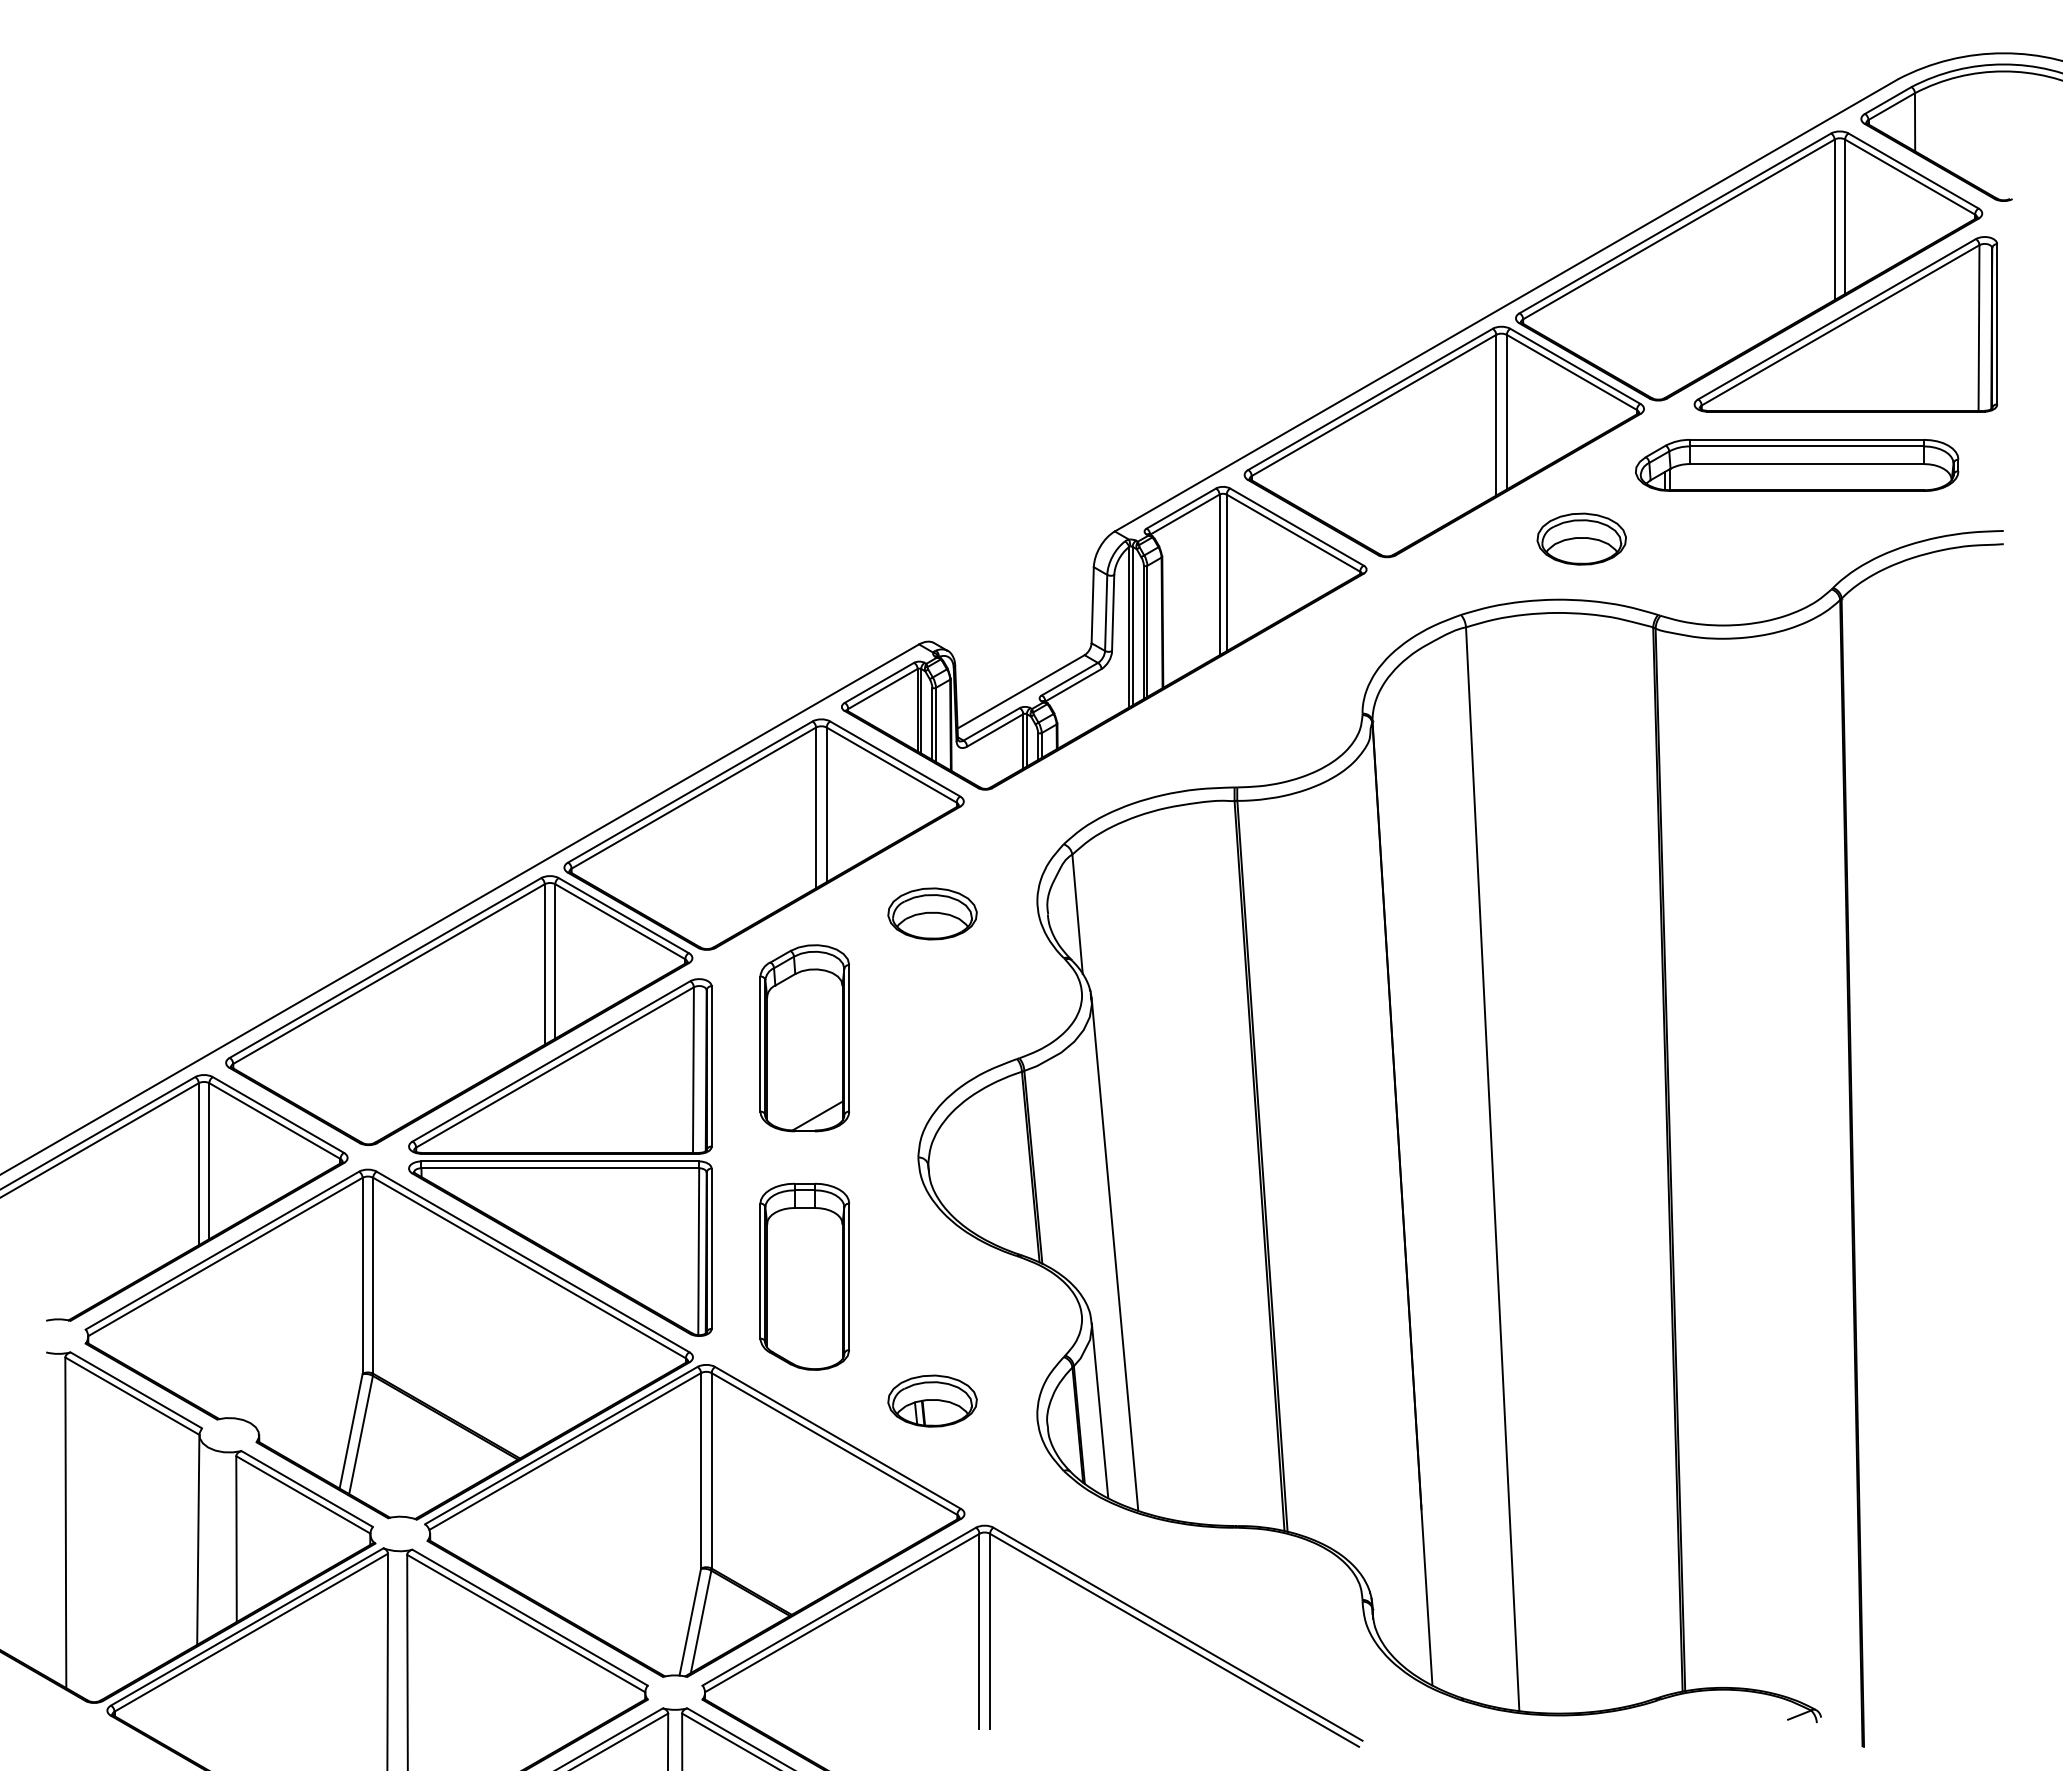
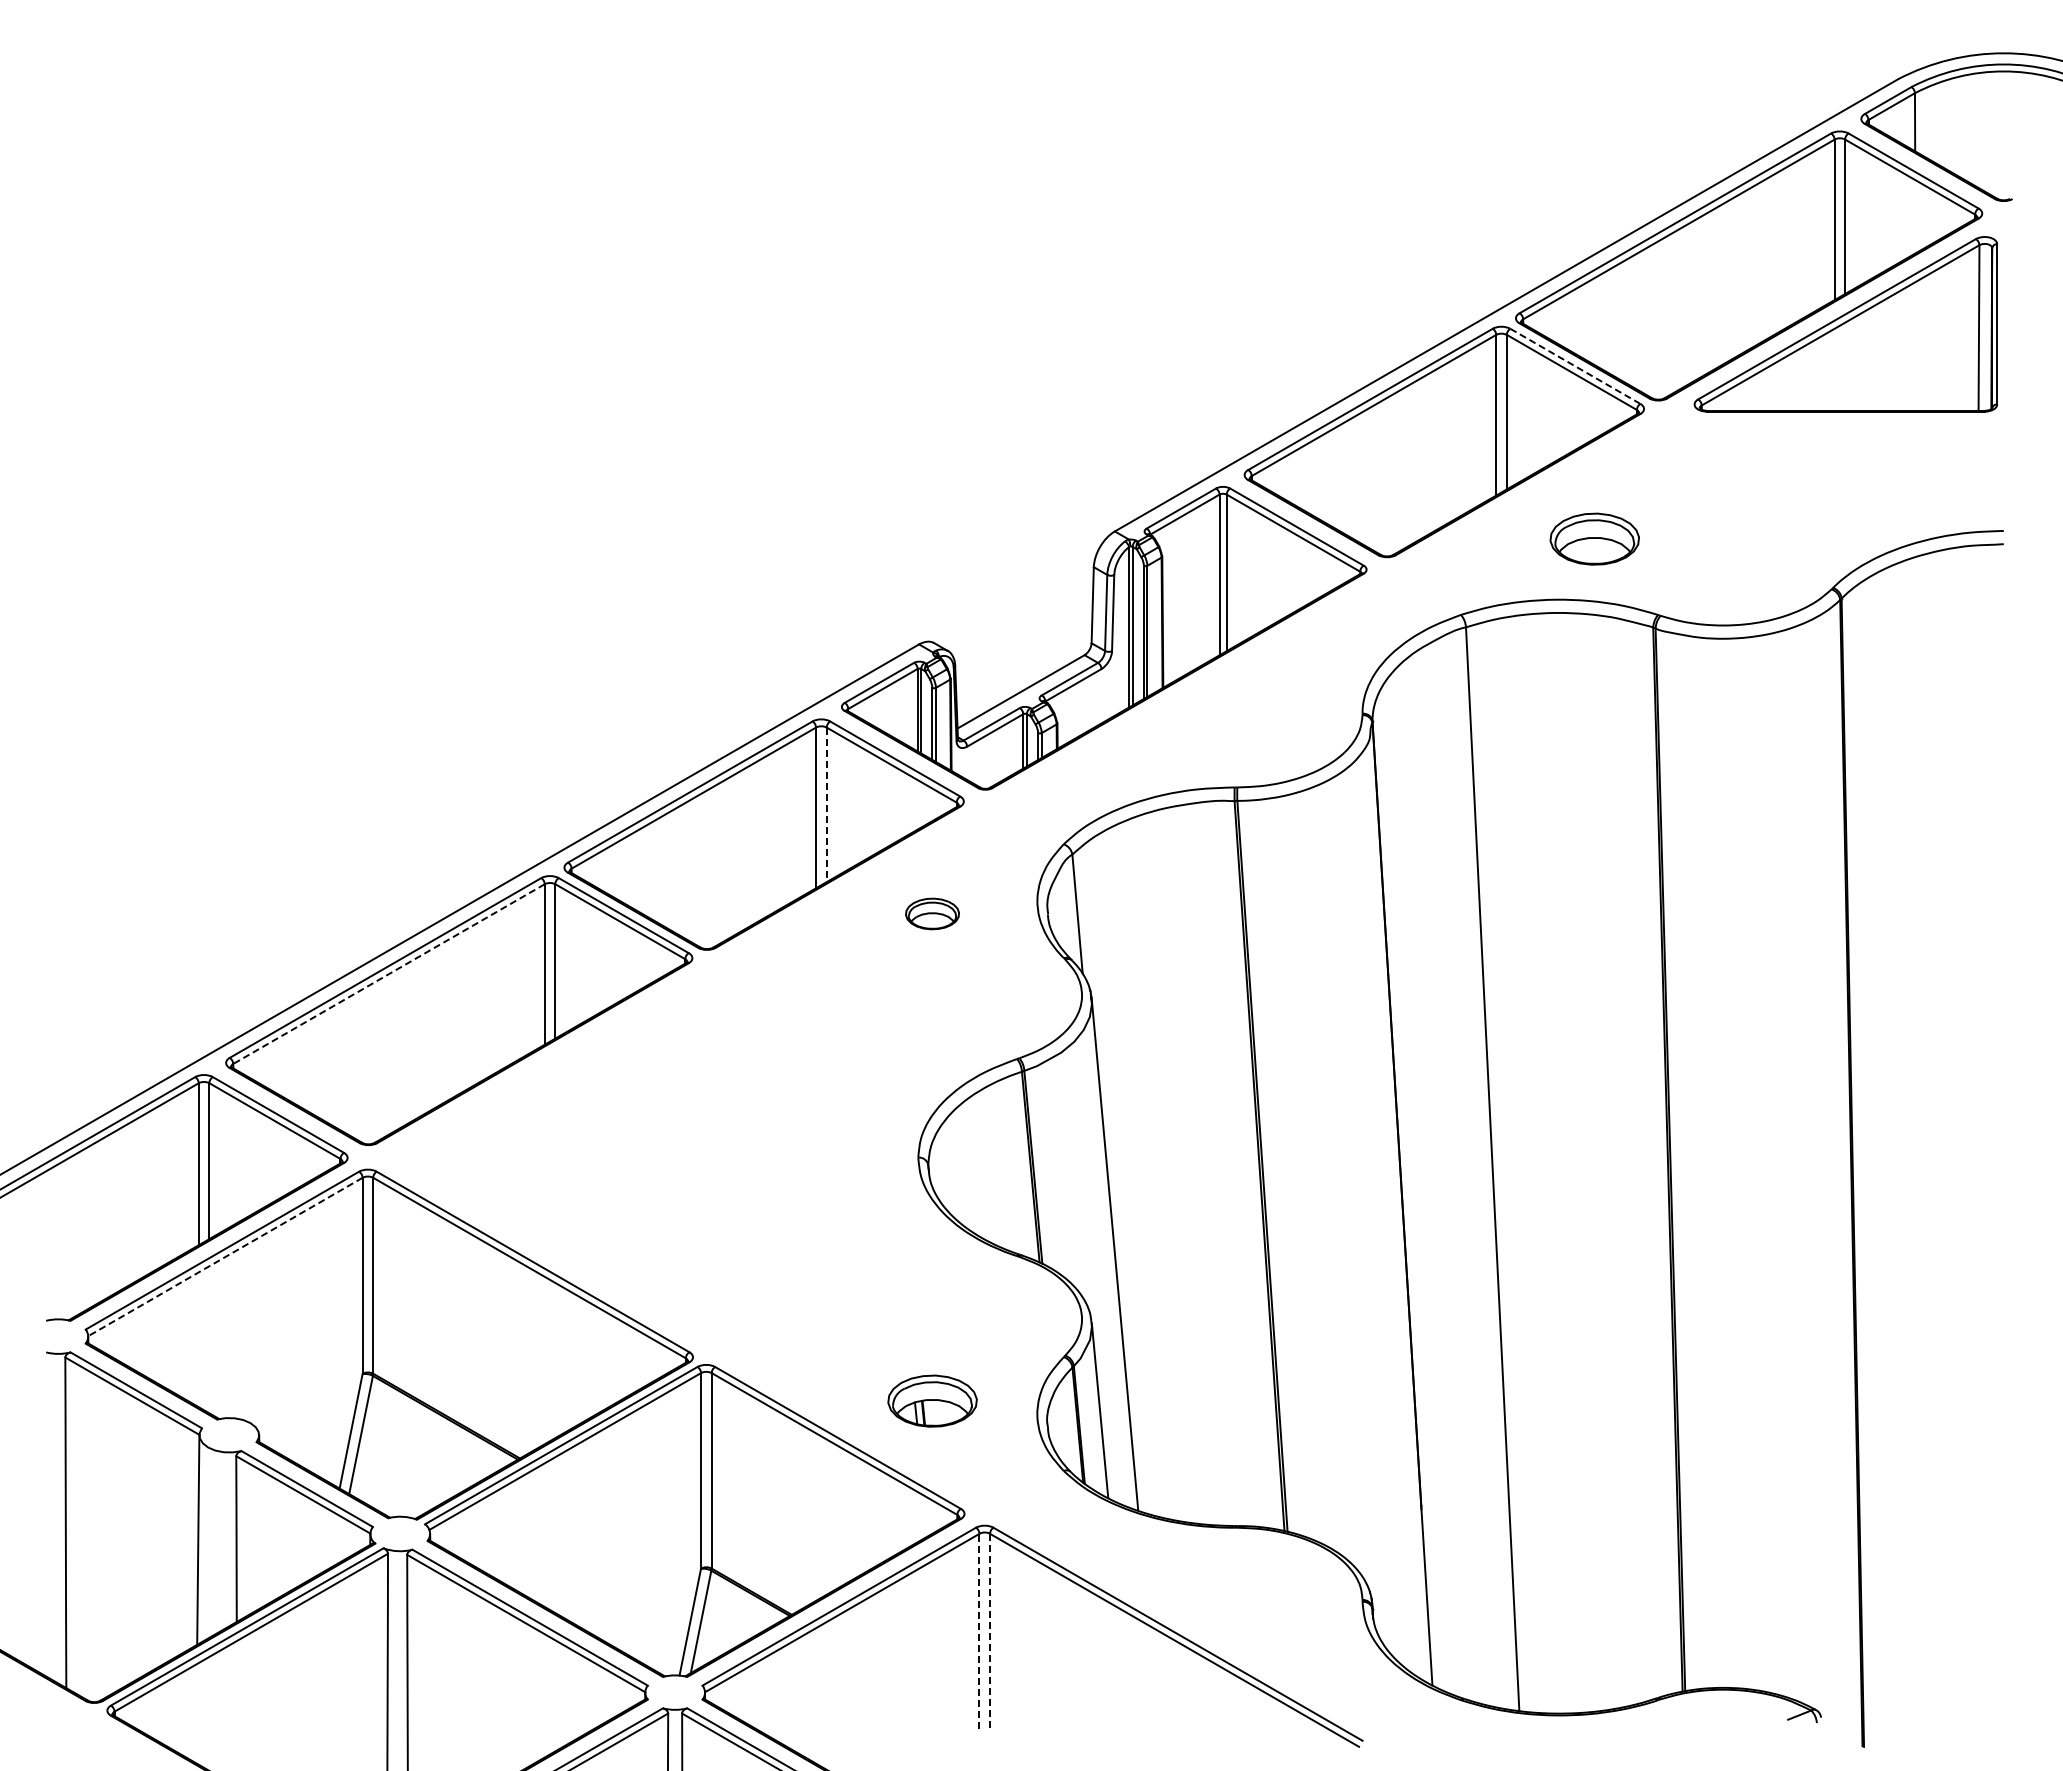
line: solid -> dashed (1575, 366)
part: present -> none (1797, 465)
part position: (1581, 538) -> (1594, 538) (1594, 538)
line: solid -> dashed (826, 805)
part size: 91x54 px -> 55x34 px (932, 913)
line: solid -> dashed (389, 974)
part: present -> none (804, 1038)
part: present -> none (560, 1157)
line: solid -> dashed (225, 1257)
part: present -> none (804, 1276)
line: solid -> dashed (979, 1631)
line: solid -> dashed (990, 1631)
